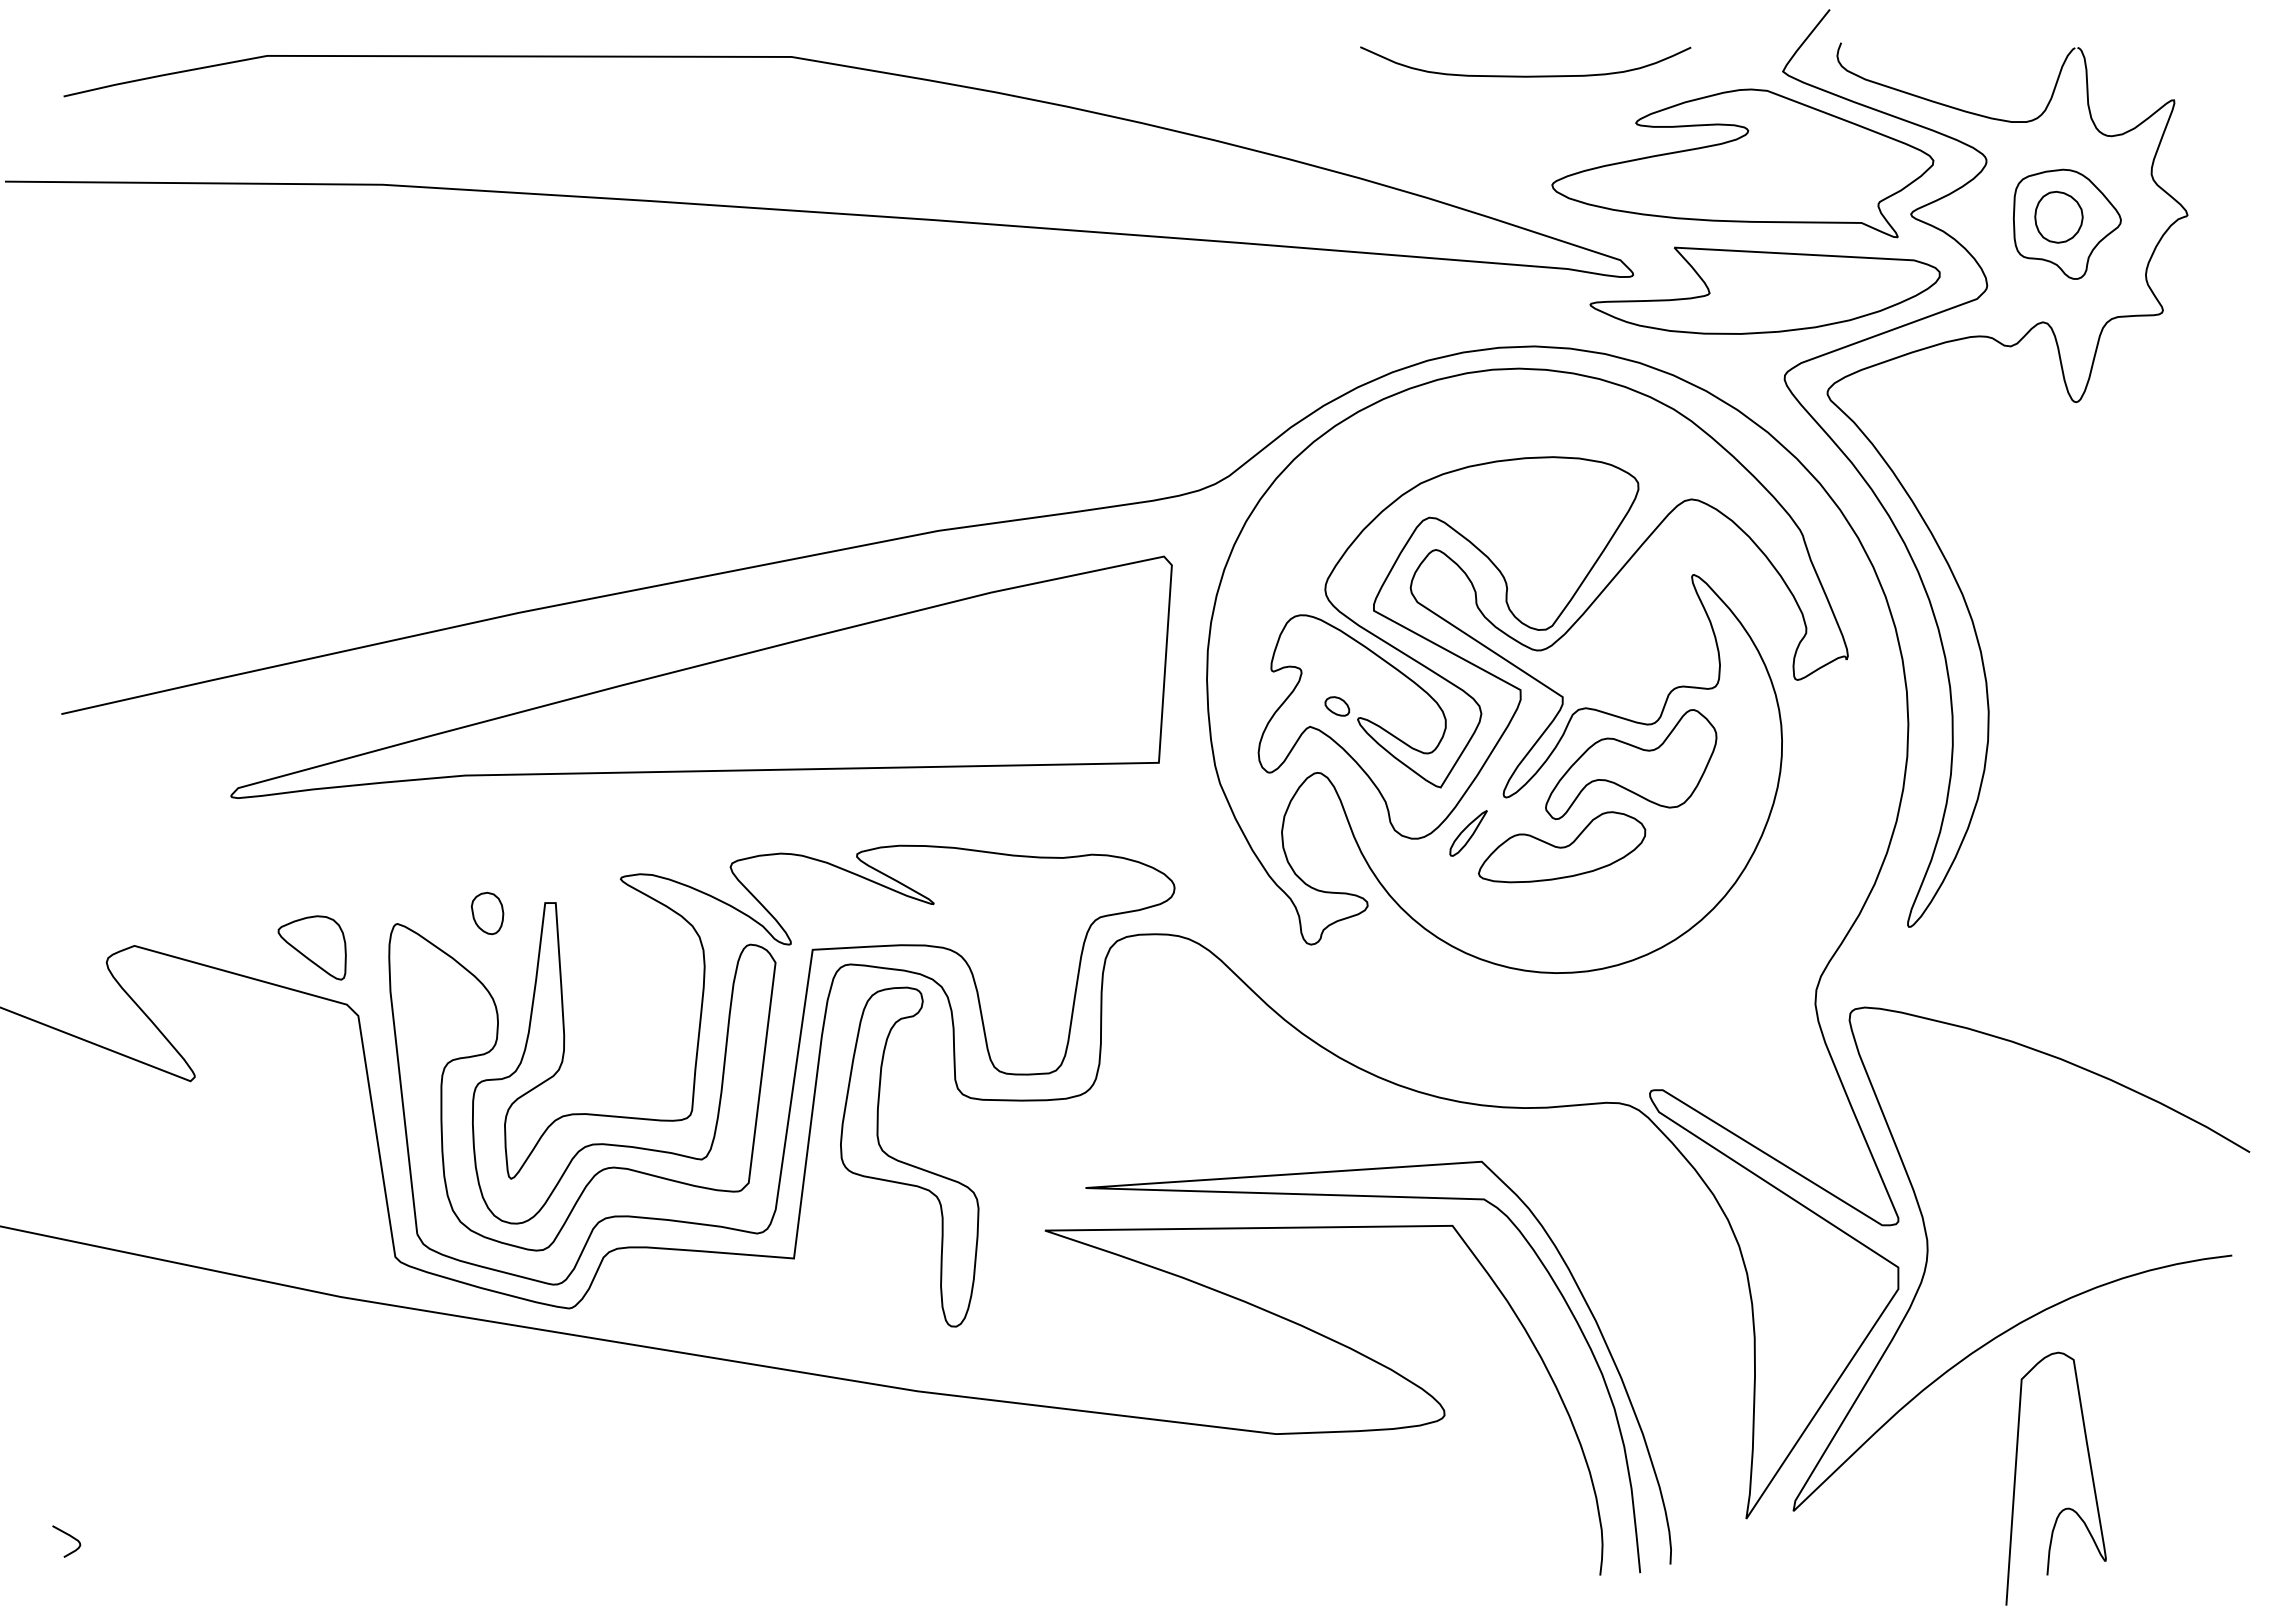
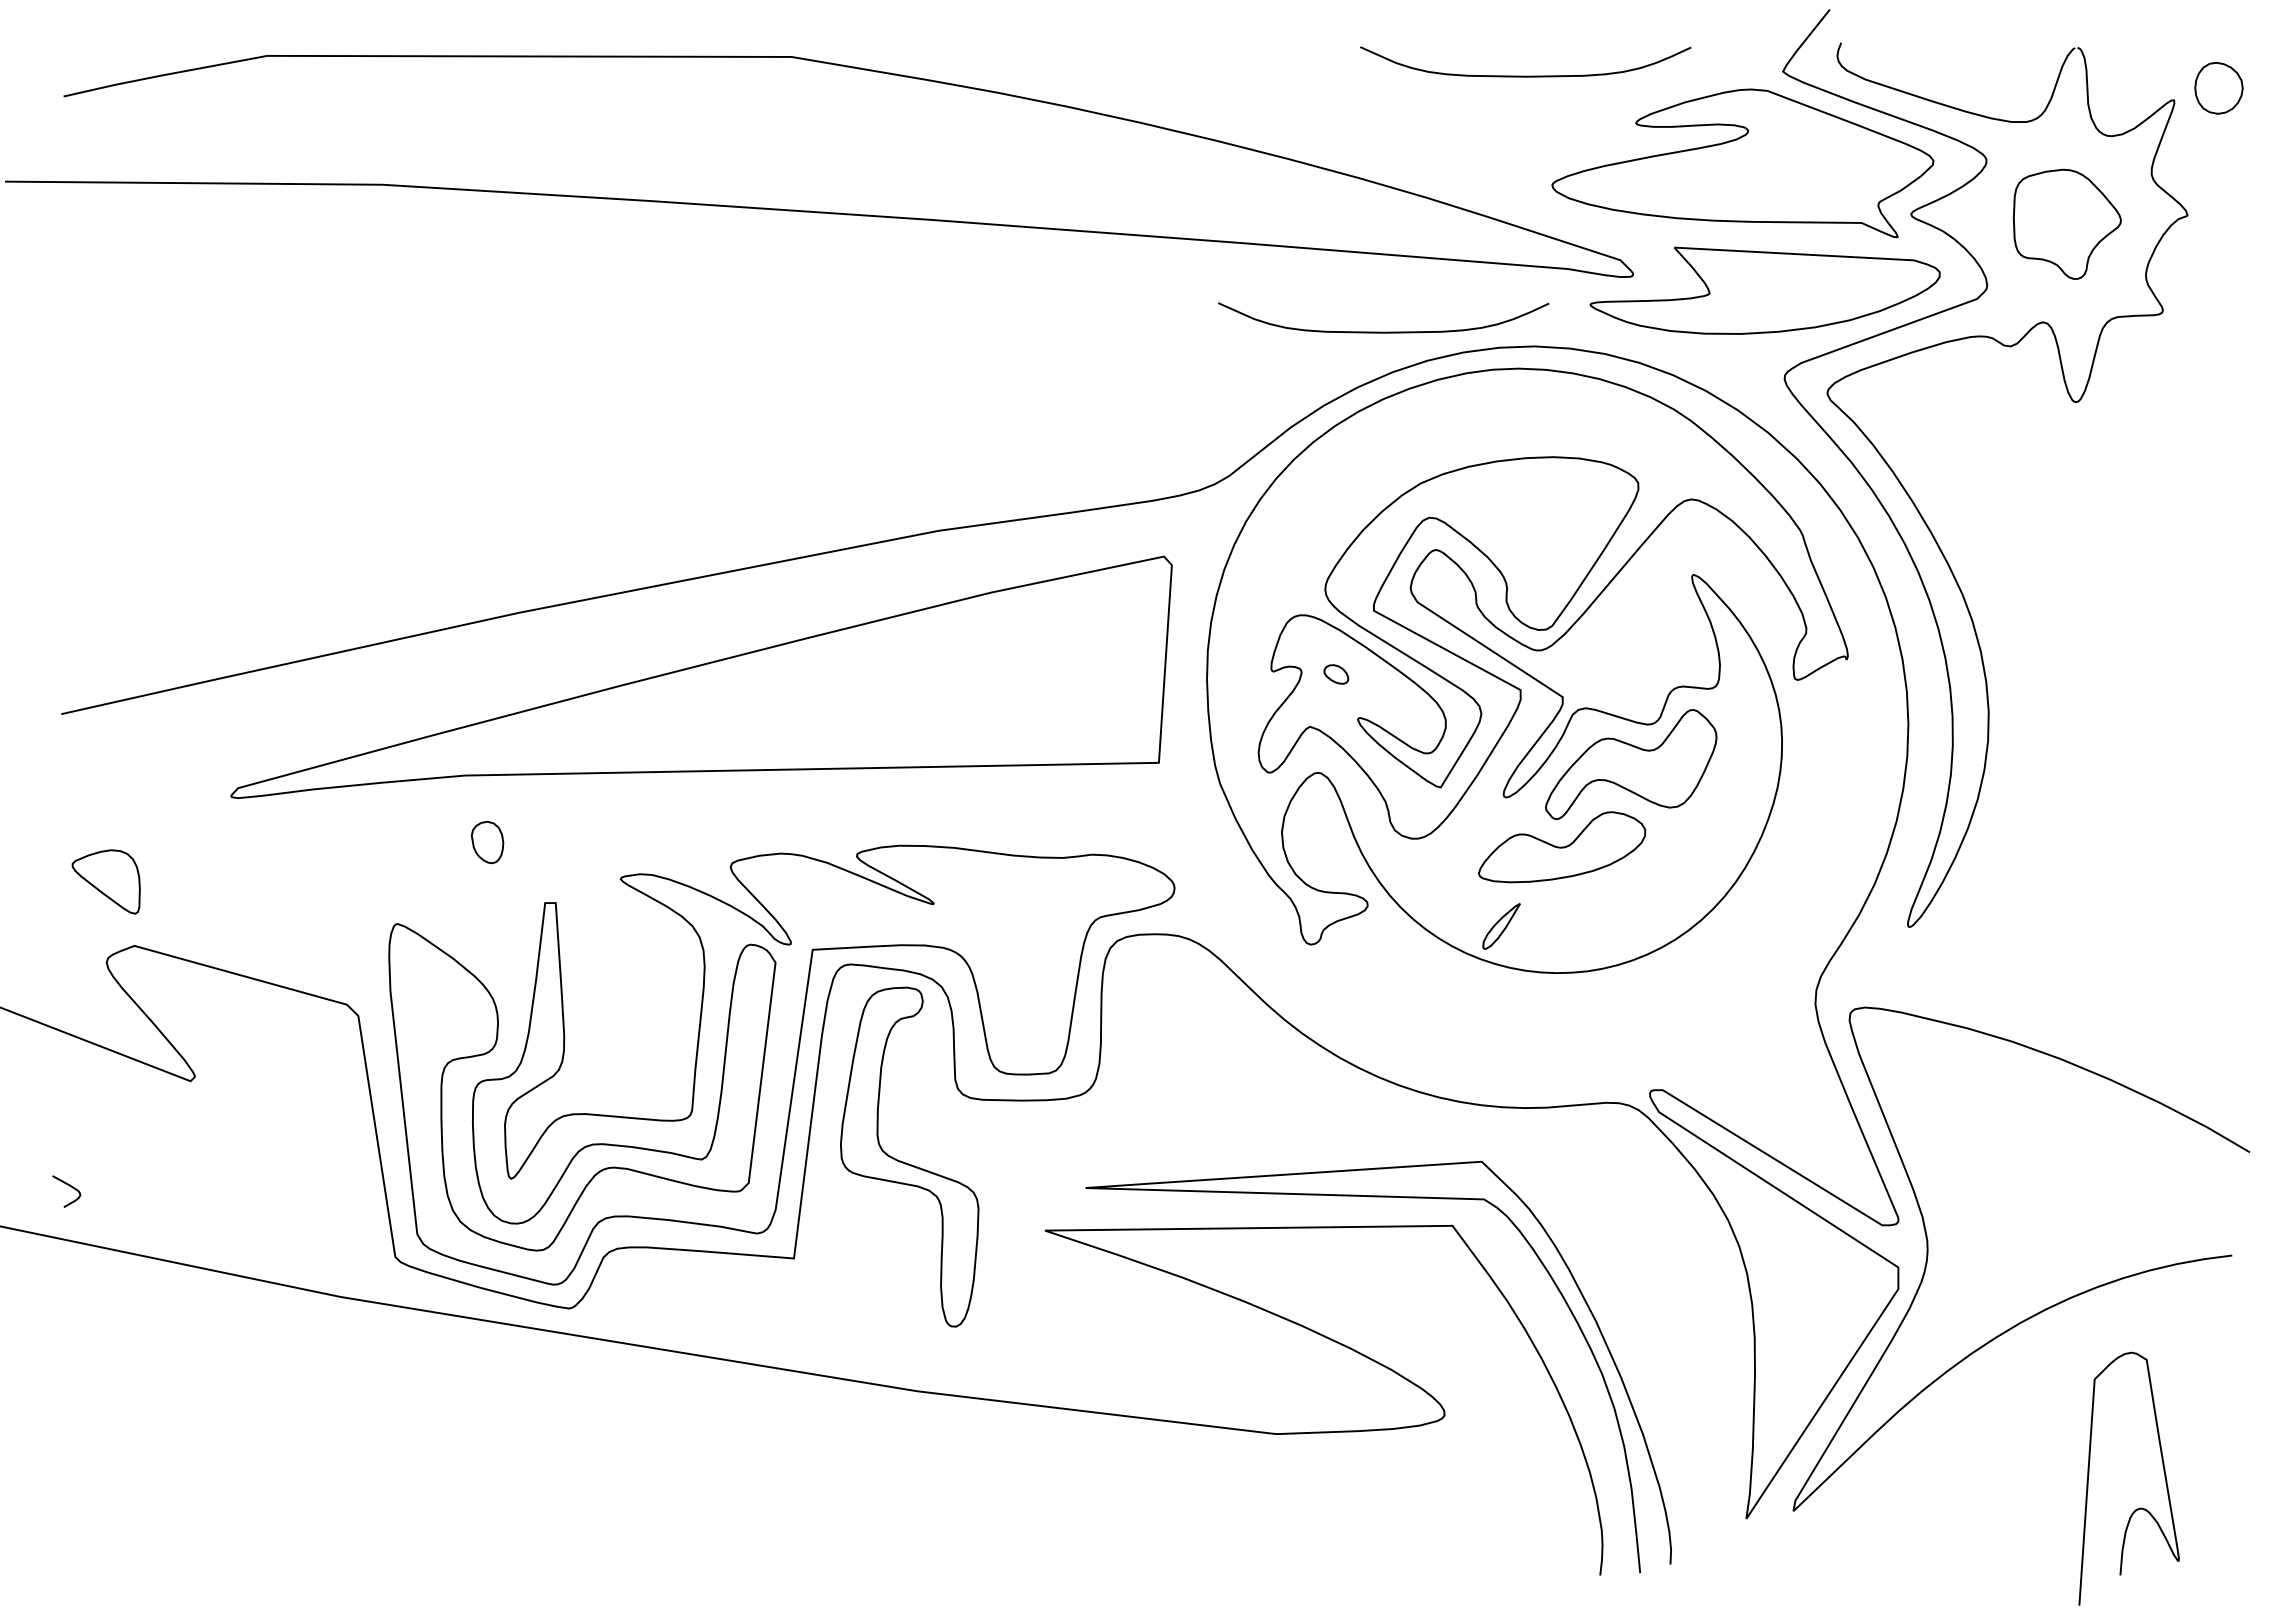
part position: (2058, 216) -> (2218, 87) (2218, 87)
curve: none -> present (1383, 331)
part position: (1337, 706) -> (1336, 674) (1336, 674)
part position: (1468, 833) -> (1501, 926) (1501, 926)
part position: (487, 913) -> (487, 842) (487, 842)
part position: (311, 947) -> (105, 881) (105, 881)
curve position: (2064, 1508) -> (2137, 1508) (2137, 1508)
curve position: (69, 1536) -> (69, 1186) (69, 1186)
